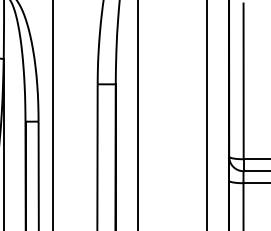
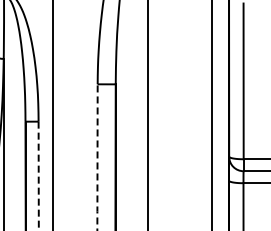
line position: (137, 114) -> (147, 114) (147, 114)
line position: (206, 114) -> (211, 114) (211, 114)
line: solid -> dashed (97, 157)
line: solid -> dashed (38, 175)
